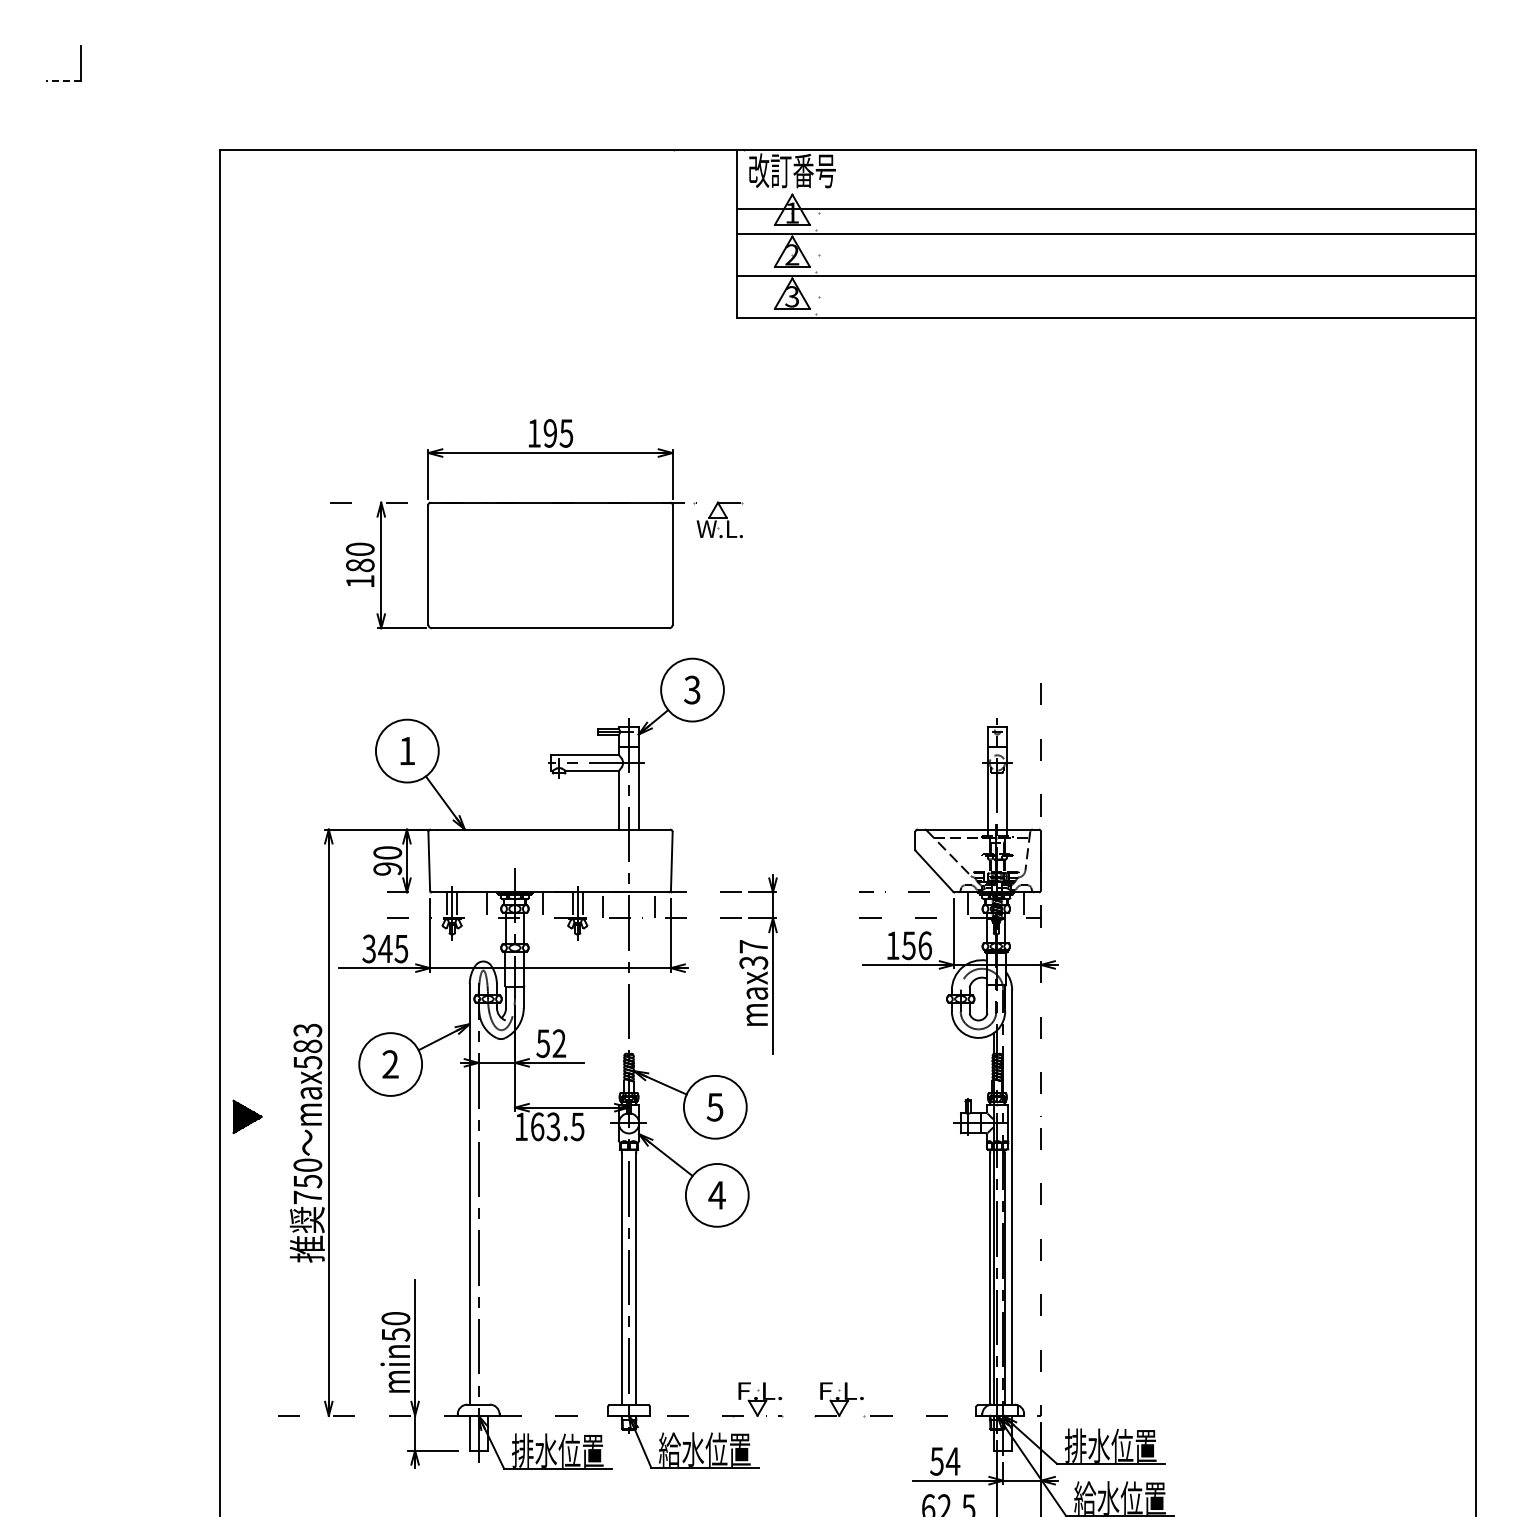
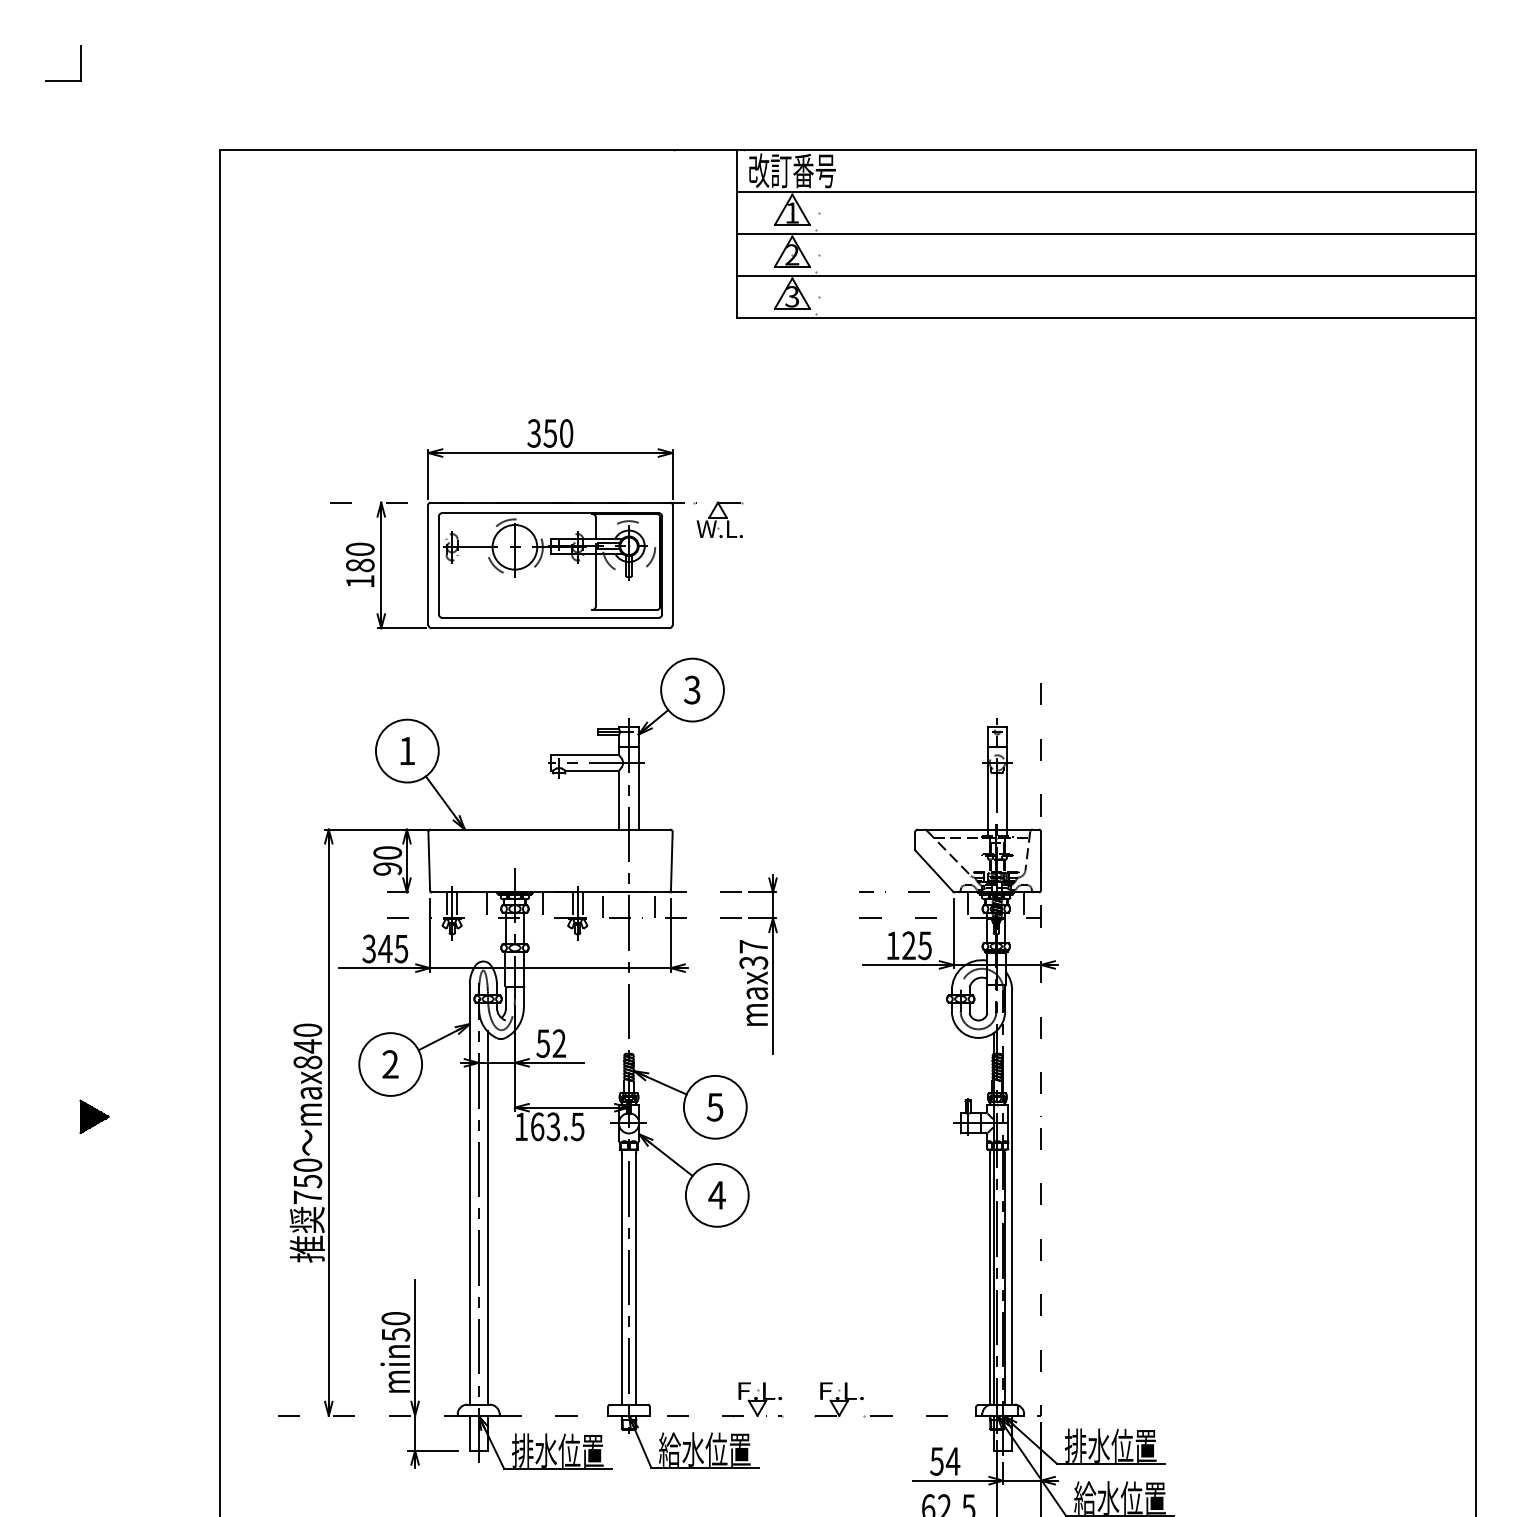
line: dashed -> solid (62, 80)
line position: (1106, 209) -> (1106, 192) (1106, 192)
text: 195 -> 350 (550, 433)
part: none -> present (550, 565)
text: 156 -> 125 (916, 945)
text: max583 -> max840 (307, 1046)
part position: (247, 1116) -> (94, 1116) (94, 1116)
line: none -> present (487, 1217)
